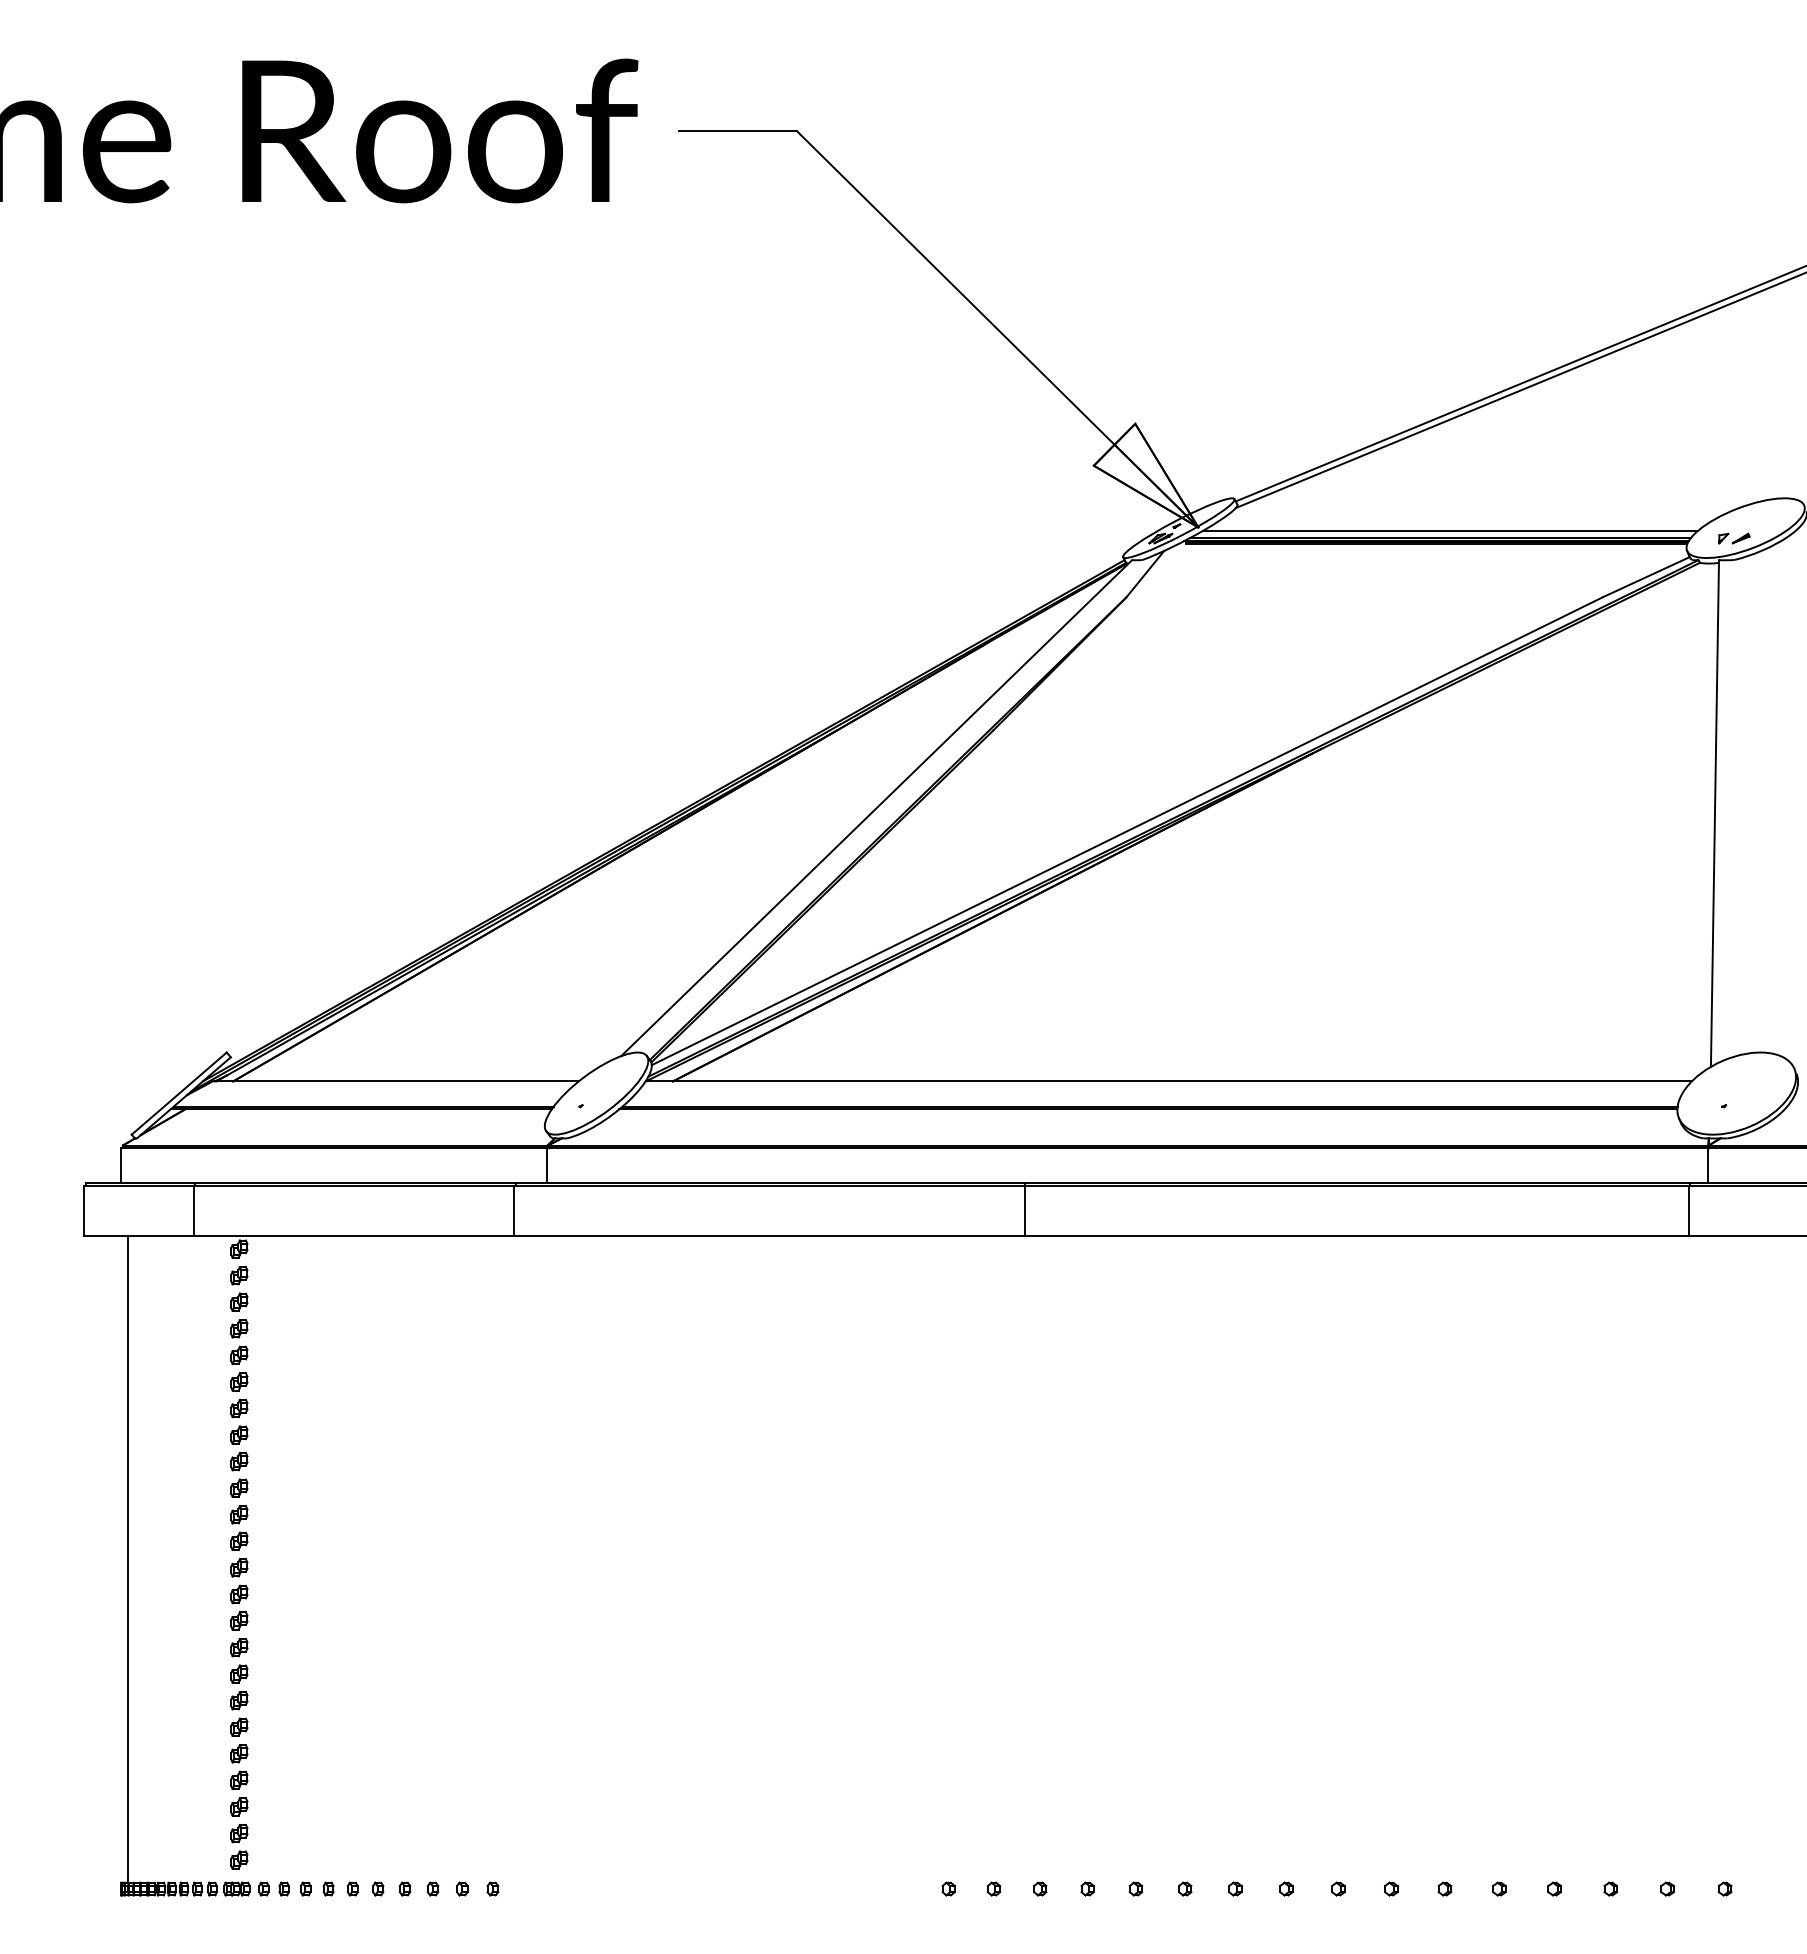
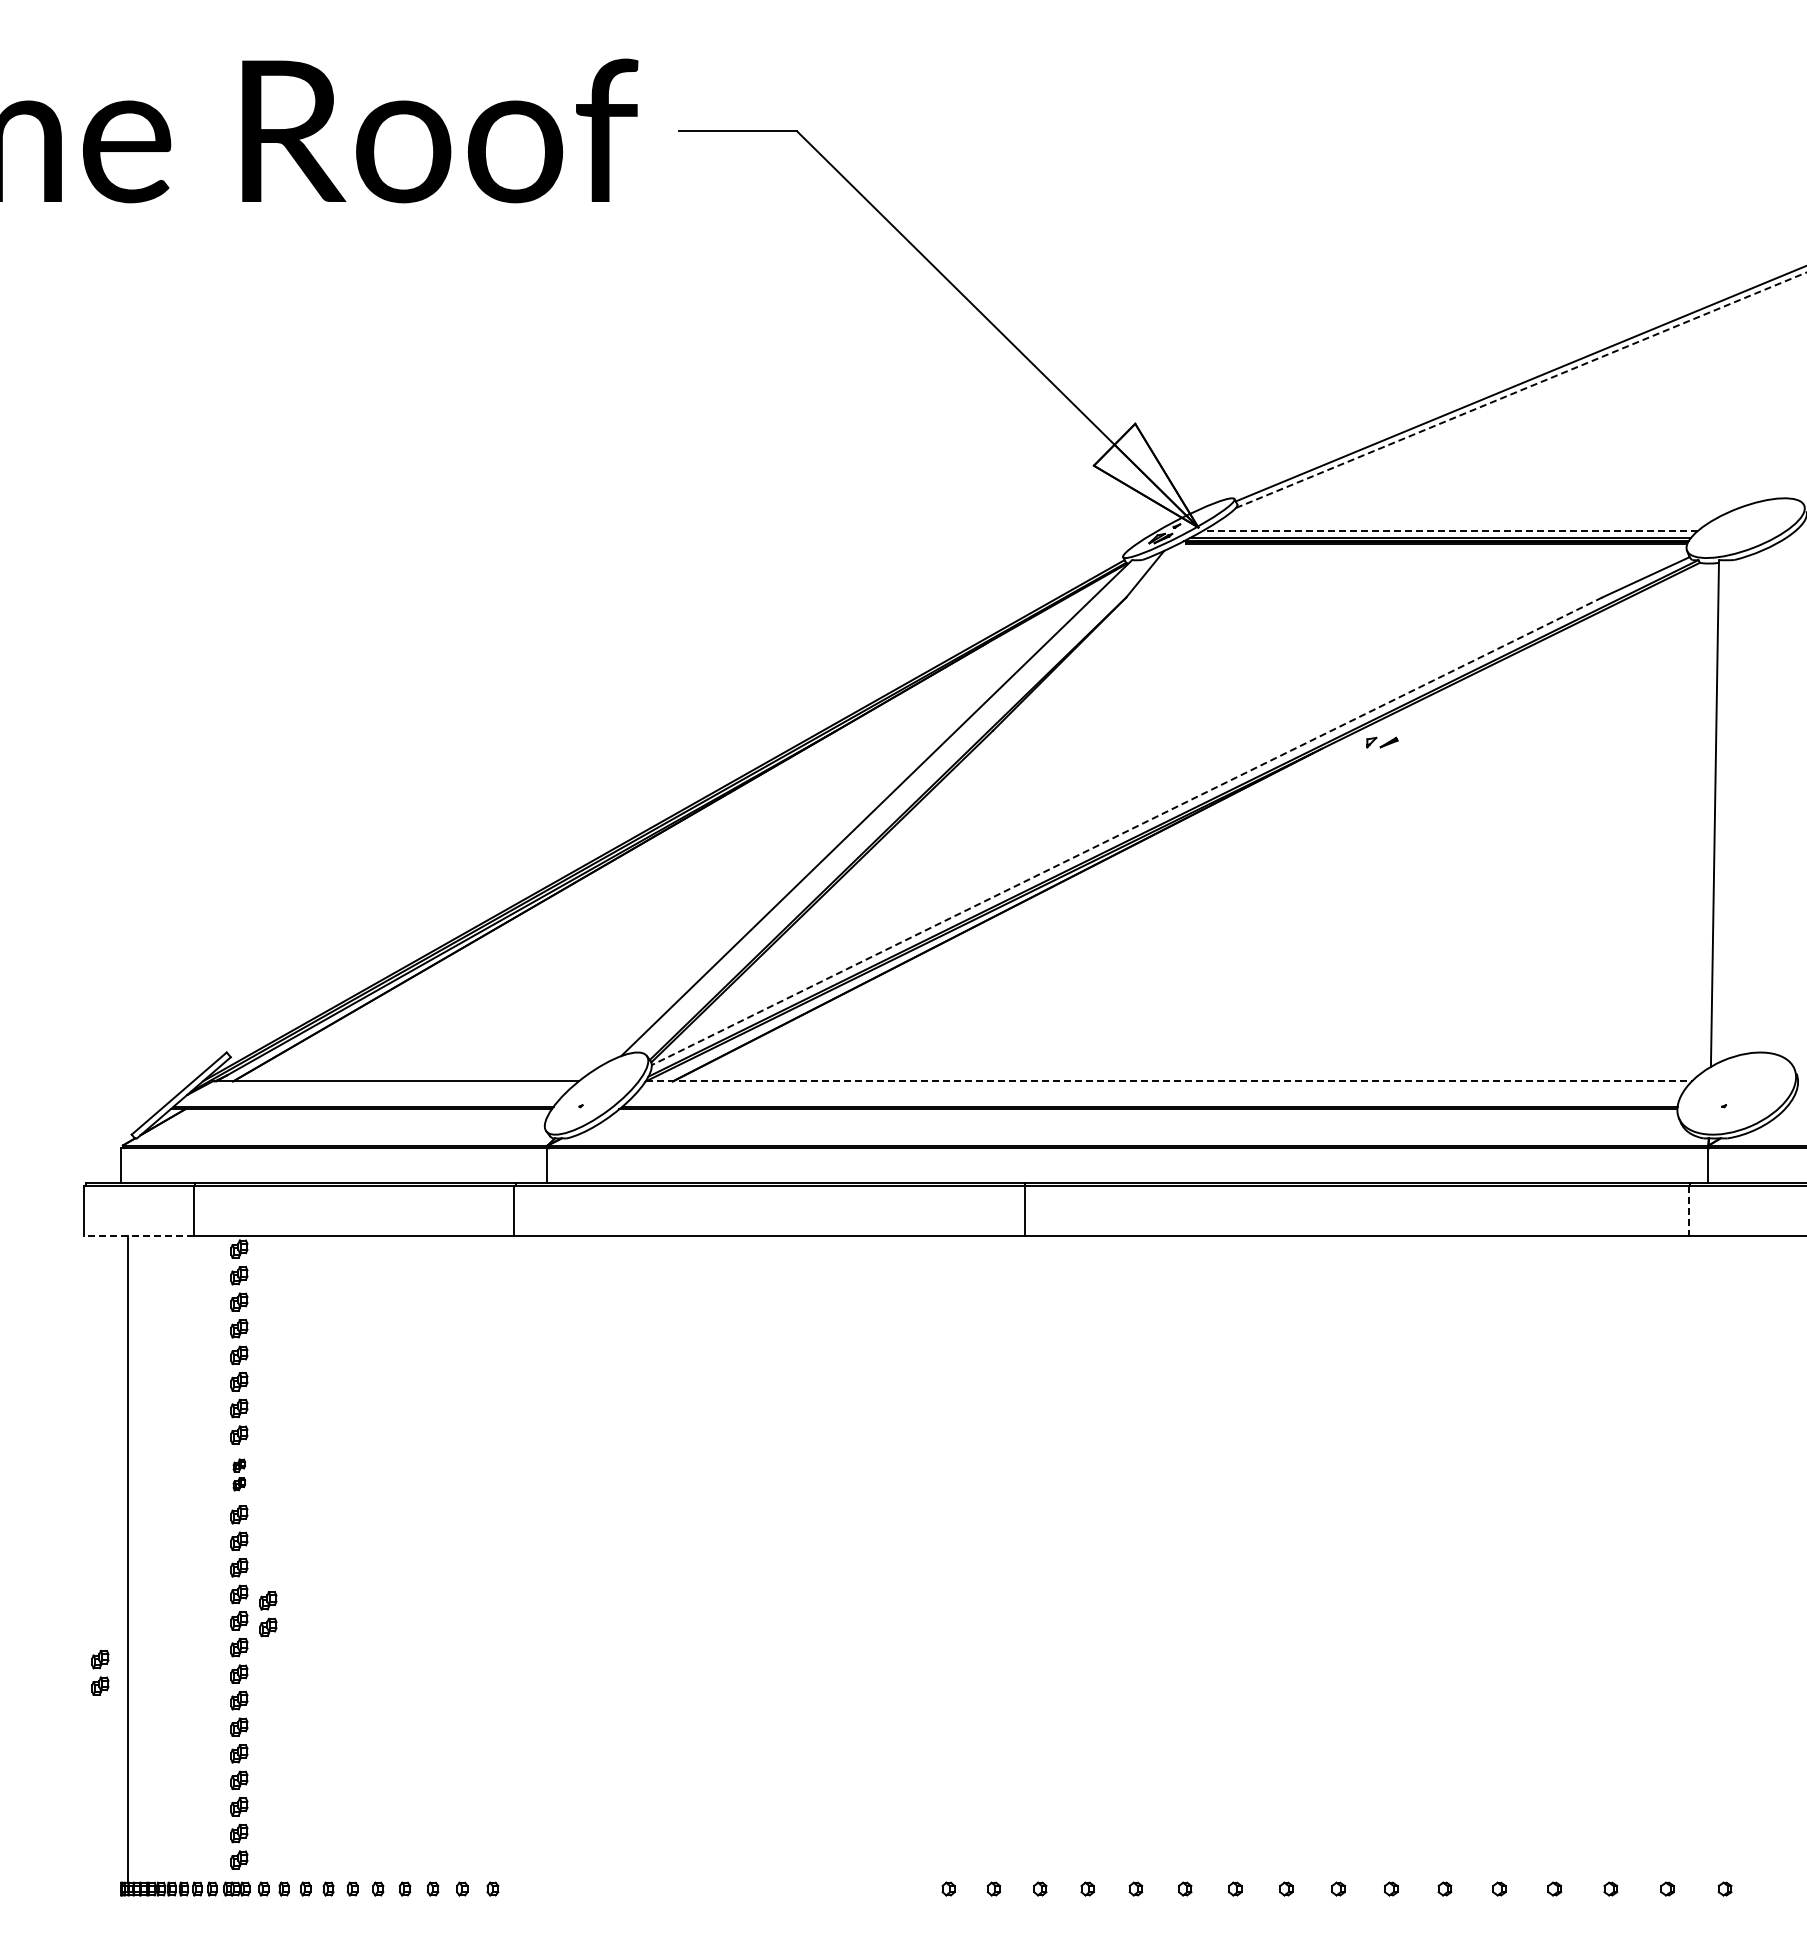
line: solid -> dashed (1521, 390)
line: solid -> dashed (1450, 530)
part position: (1734, 538) -> (1382, 742) (1382, 742)
line: solid -> dashed (1127, 831)
line: solid -> dashed (1169, 1081)
line: solid -> dashed (1689, 1211)
line: solid -> dashed (139, 1236)
part size: 19x46 px -> 15x34 px (239, 1474)
part: none -> present (268, 1614)
part: none -> present (100, 1672)
